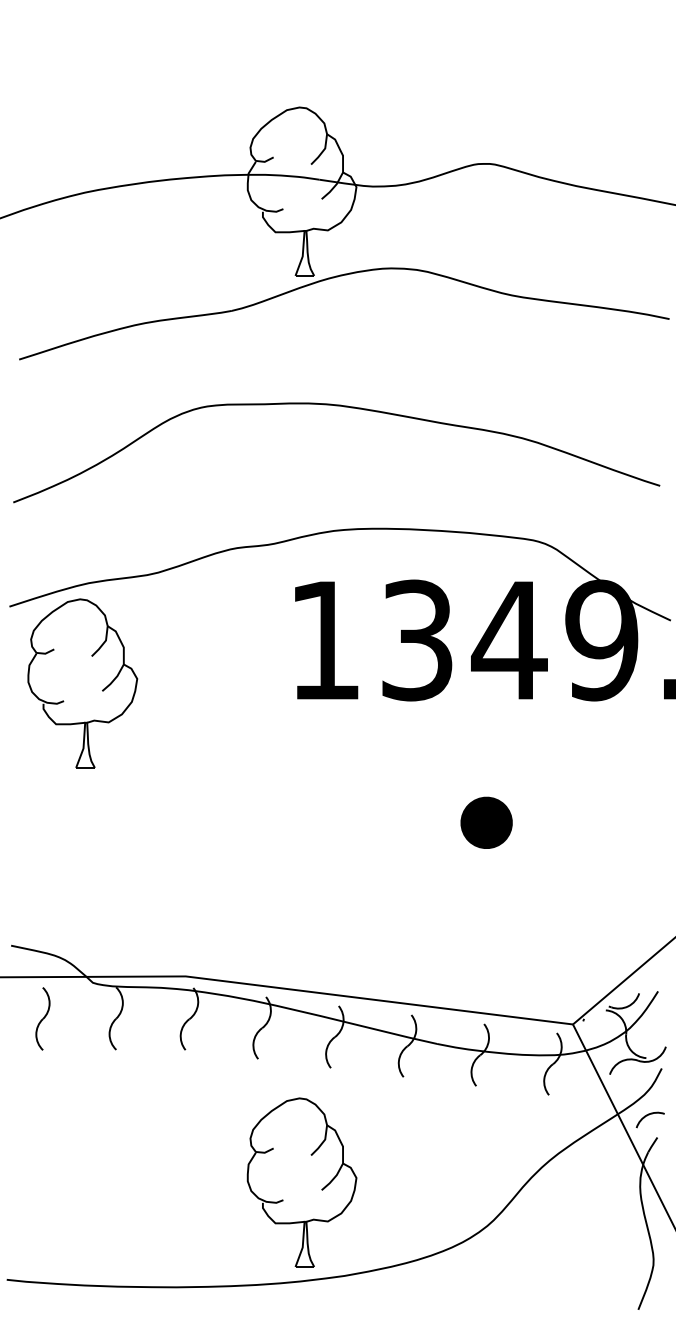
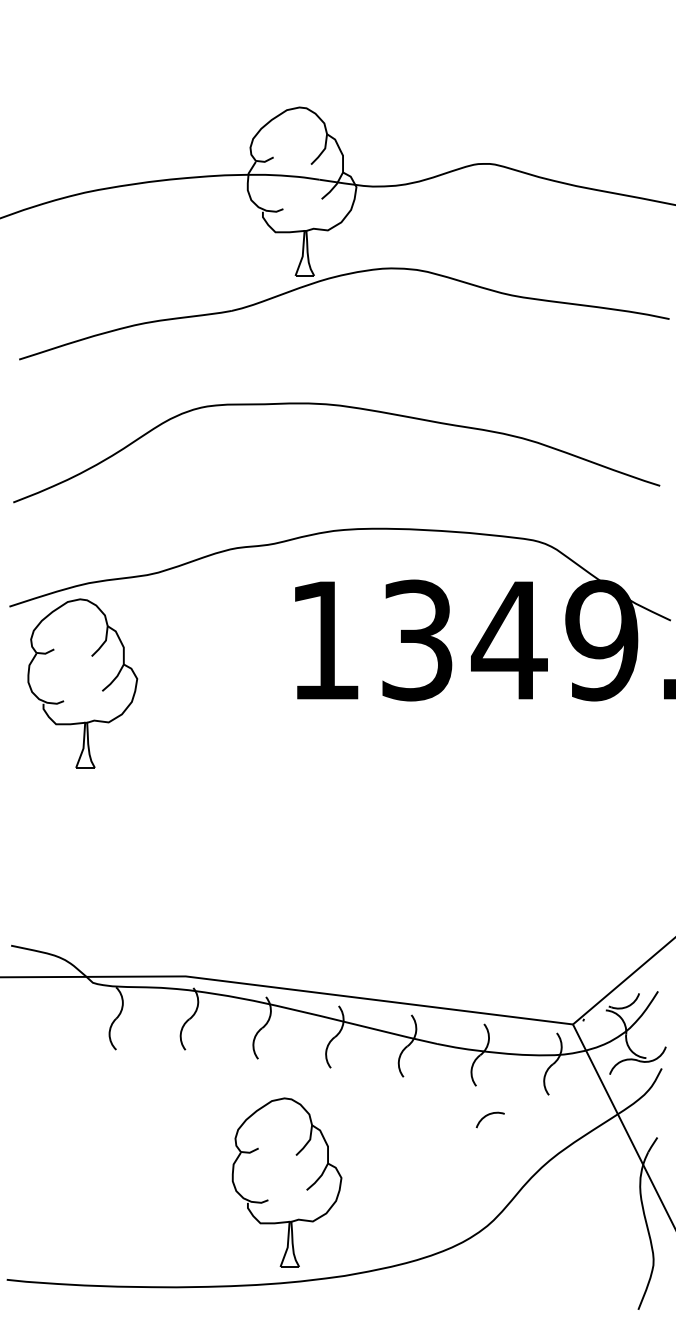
part: present -> none (486, 822)
part: present -> none (42, 1018)
arc position: (647, 1116) -> (487, 1116) (487, 1116)
part position: (301, 1182) -> (286, 1182) (286, 1182)
